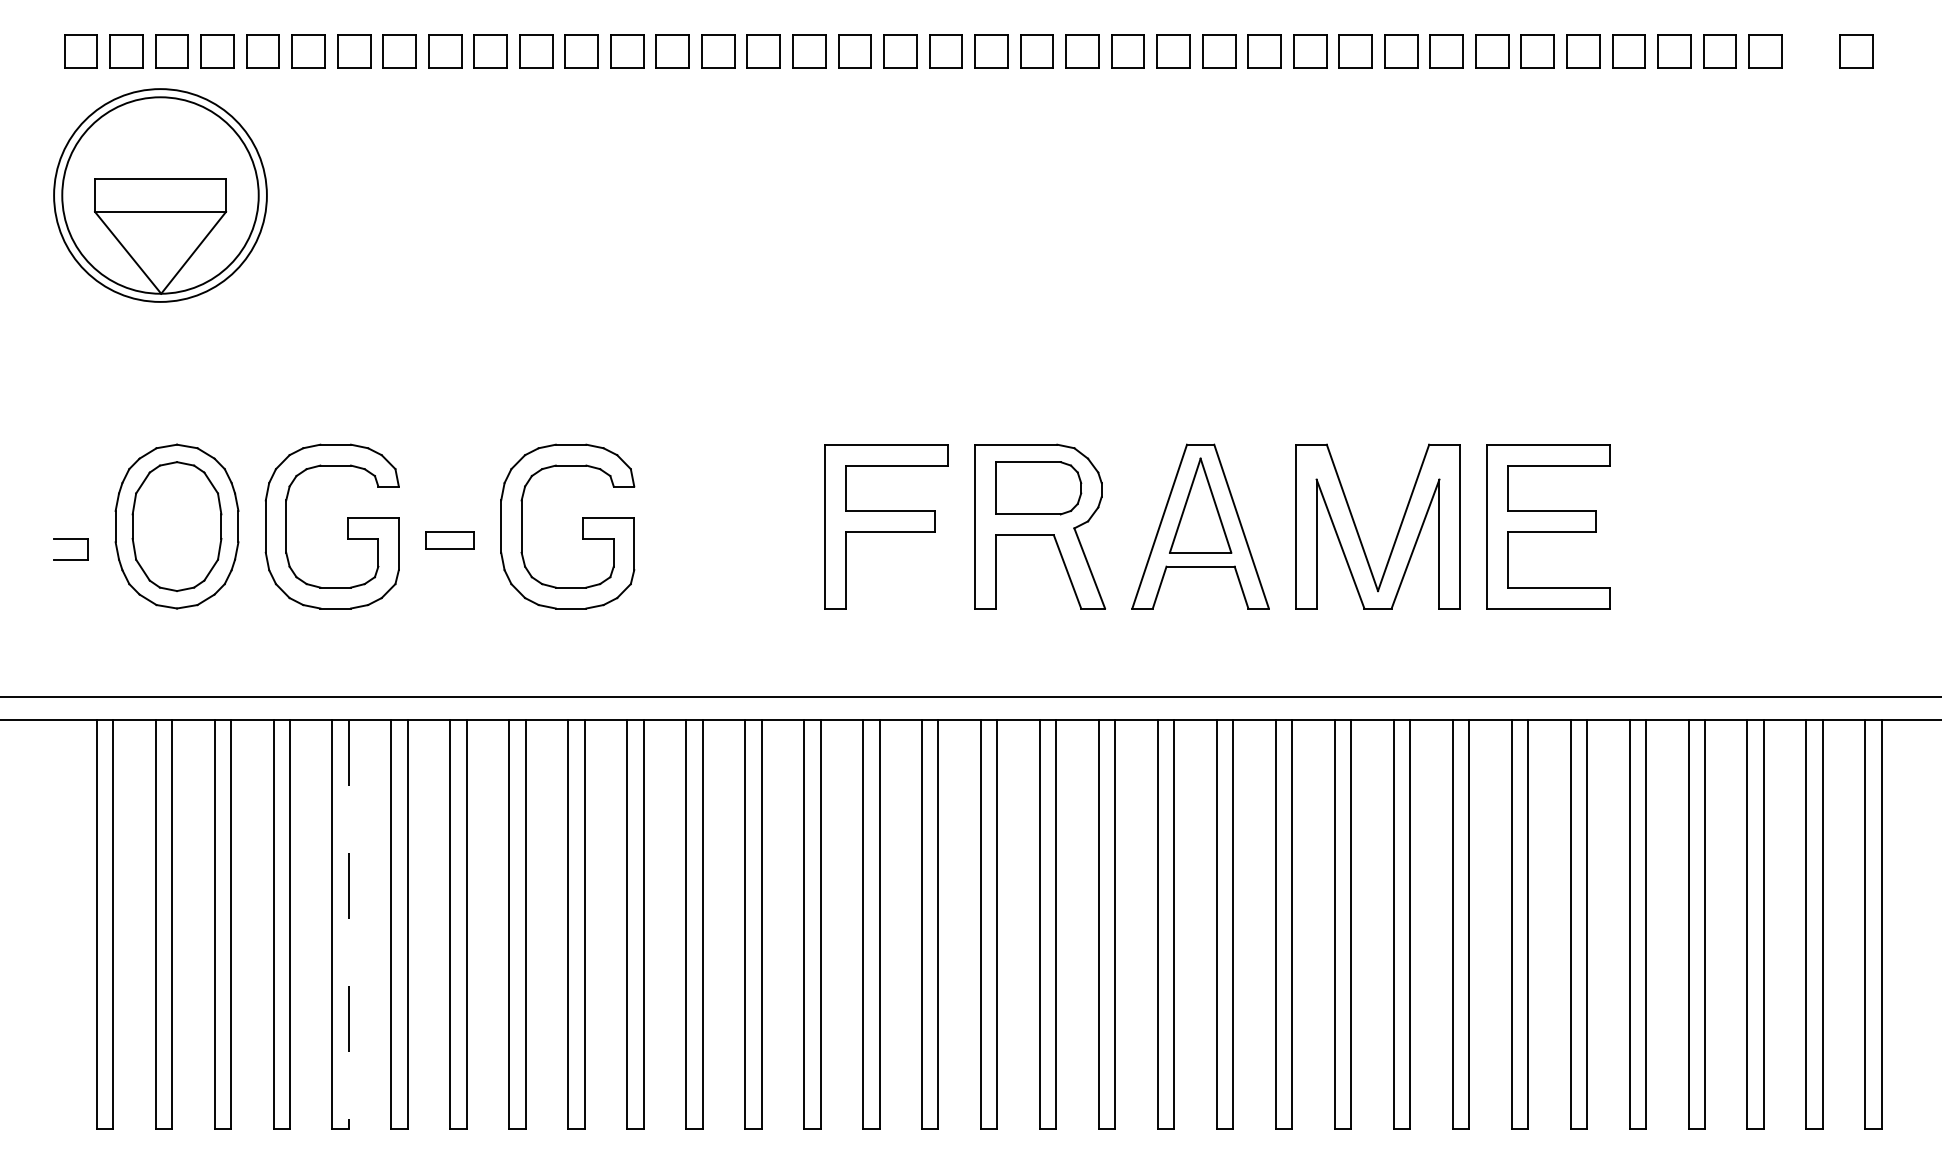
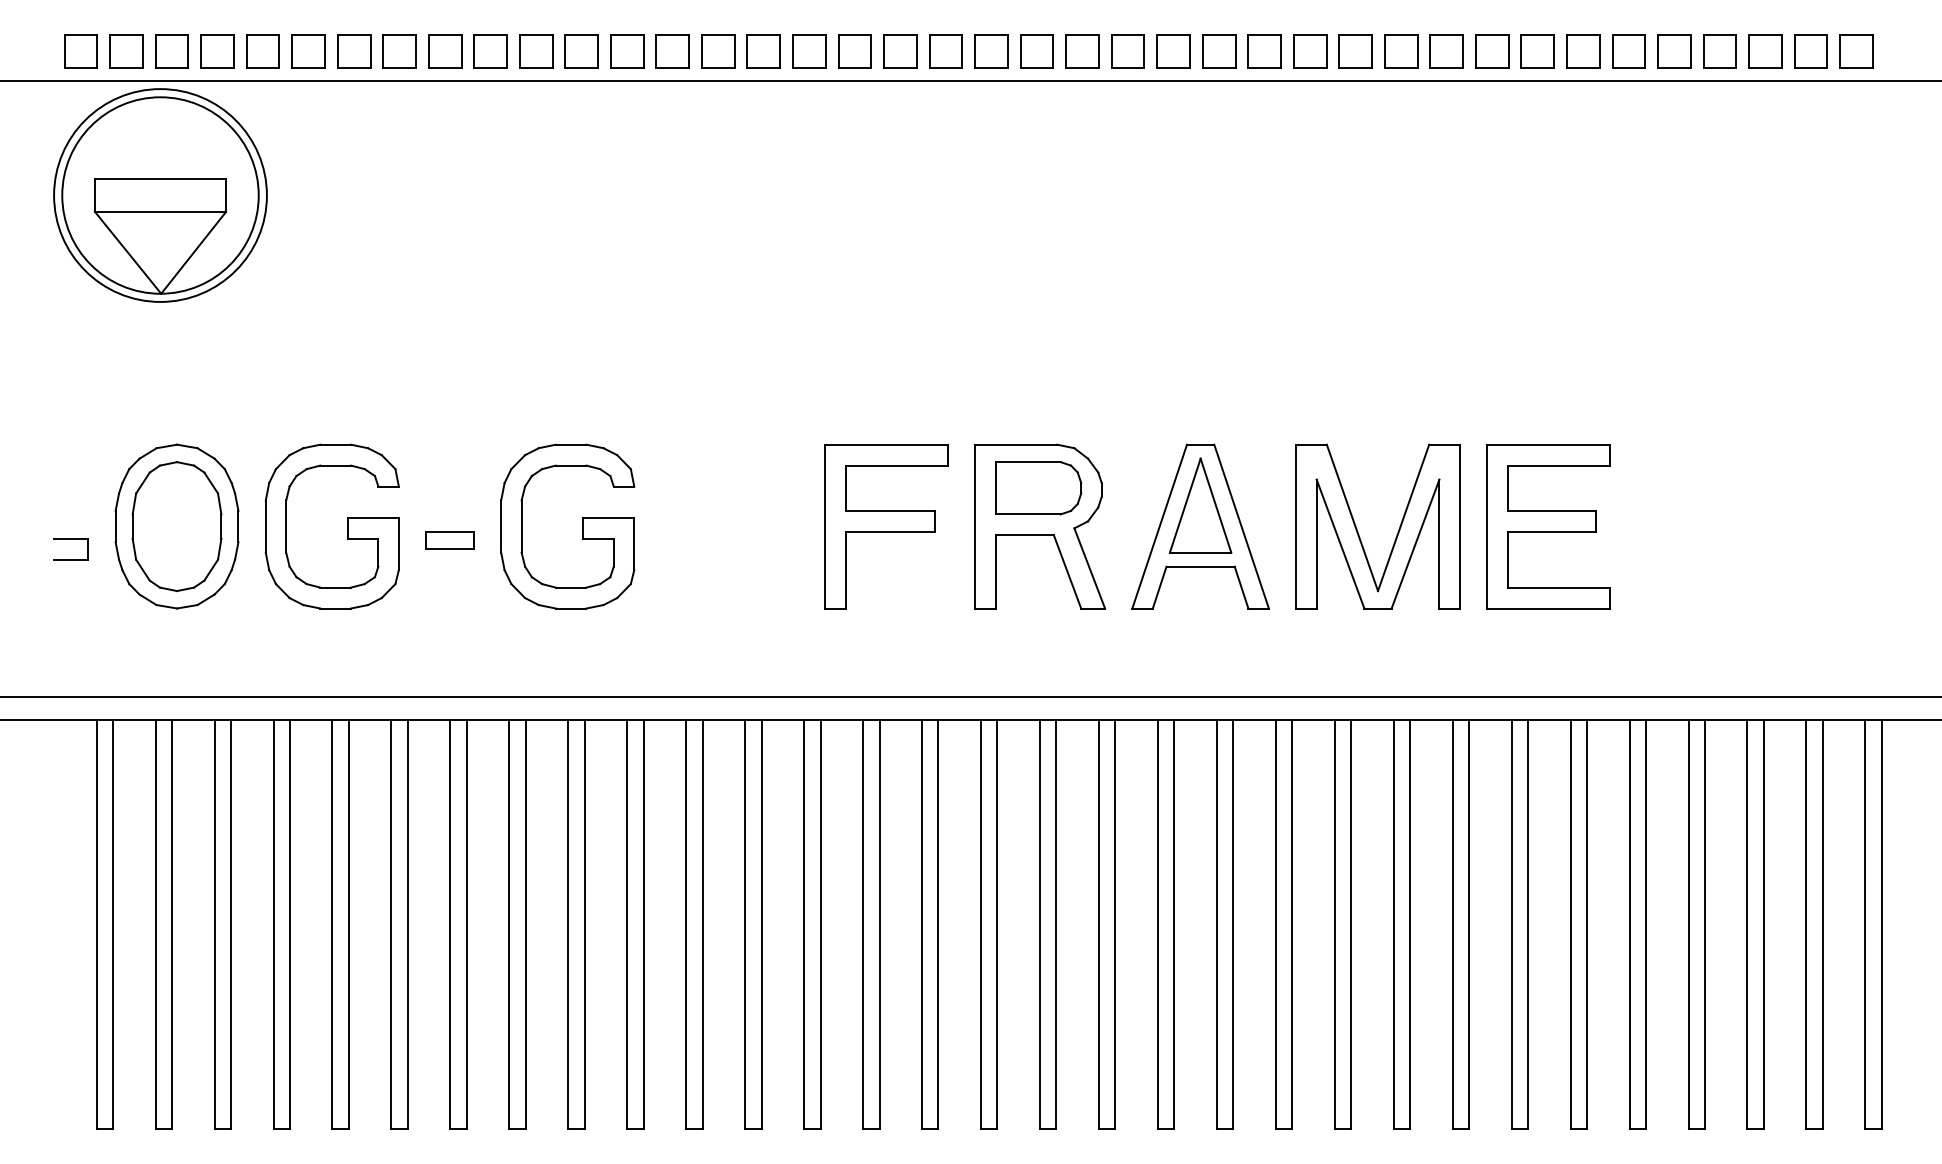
part: none -> present (1810, 51)
line: none -> present (970, 80)
line: dashed -> solid (348, 924)
